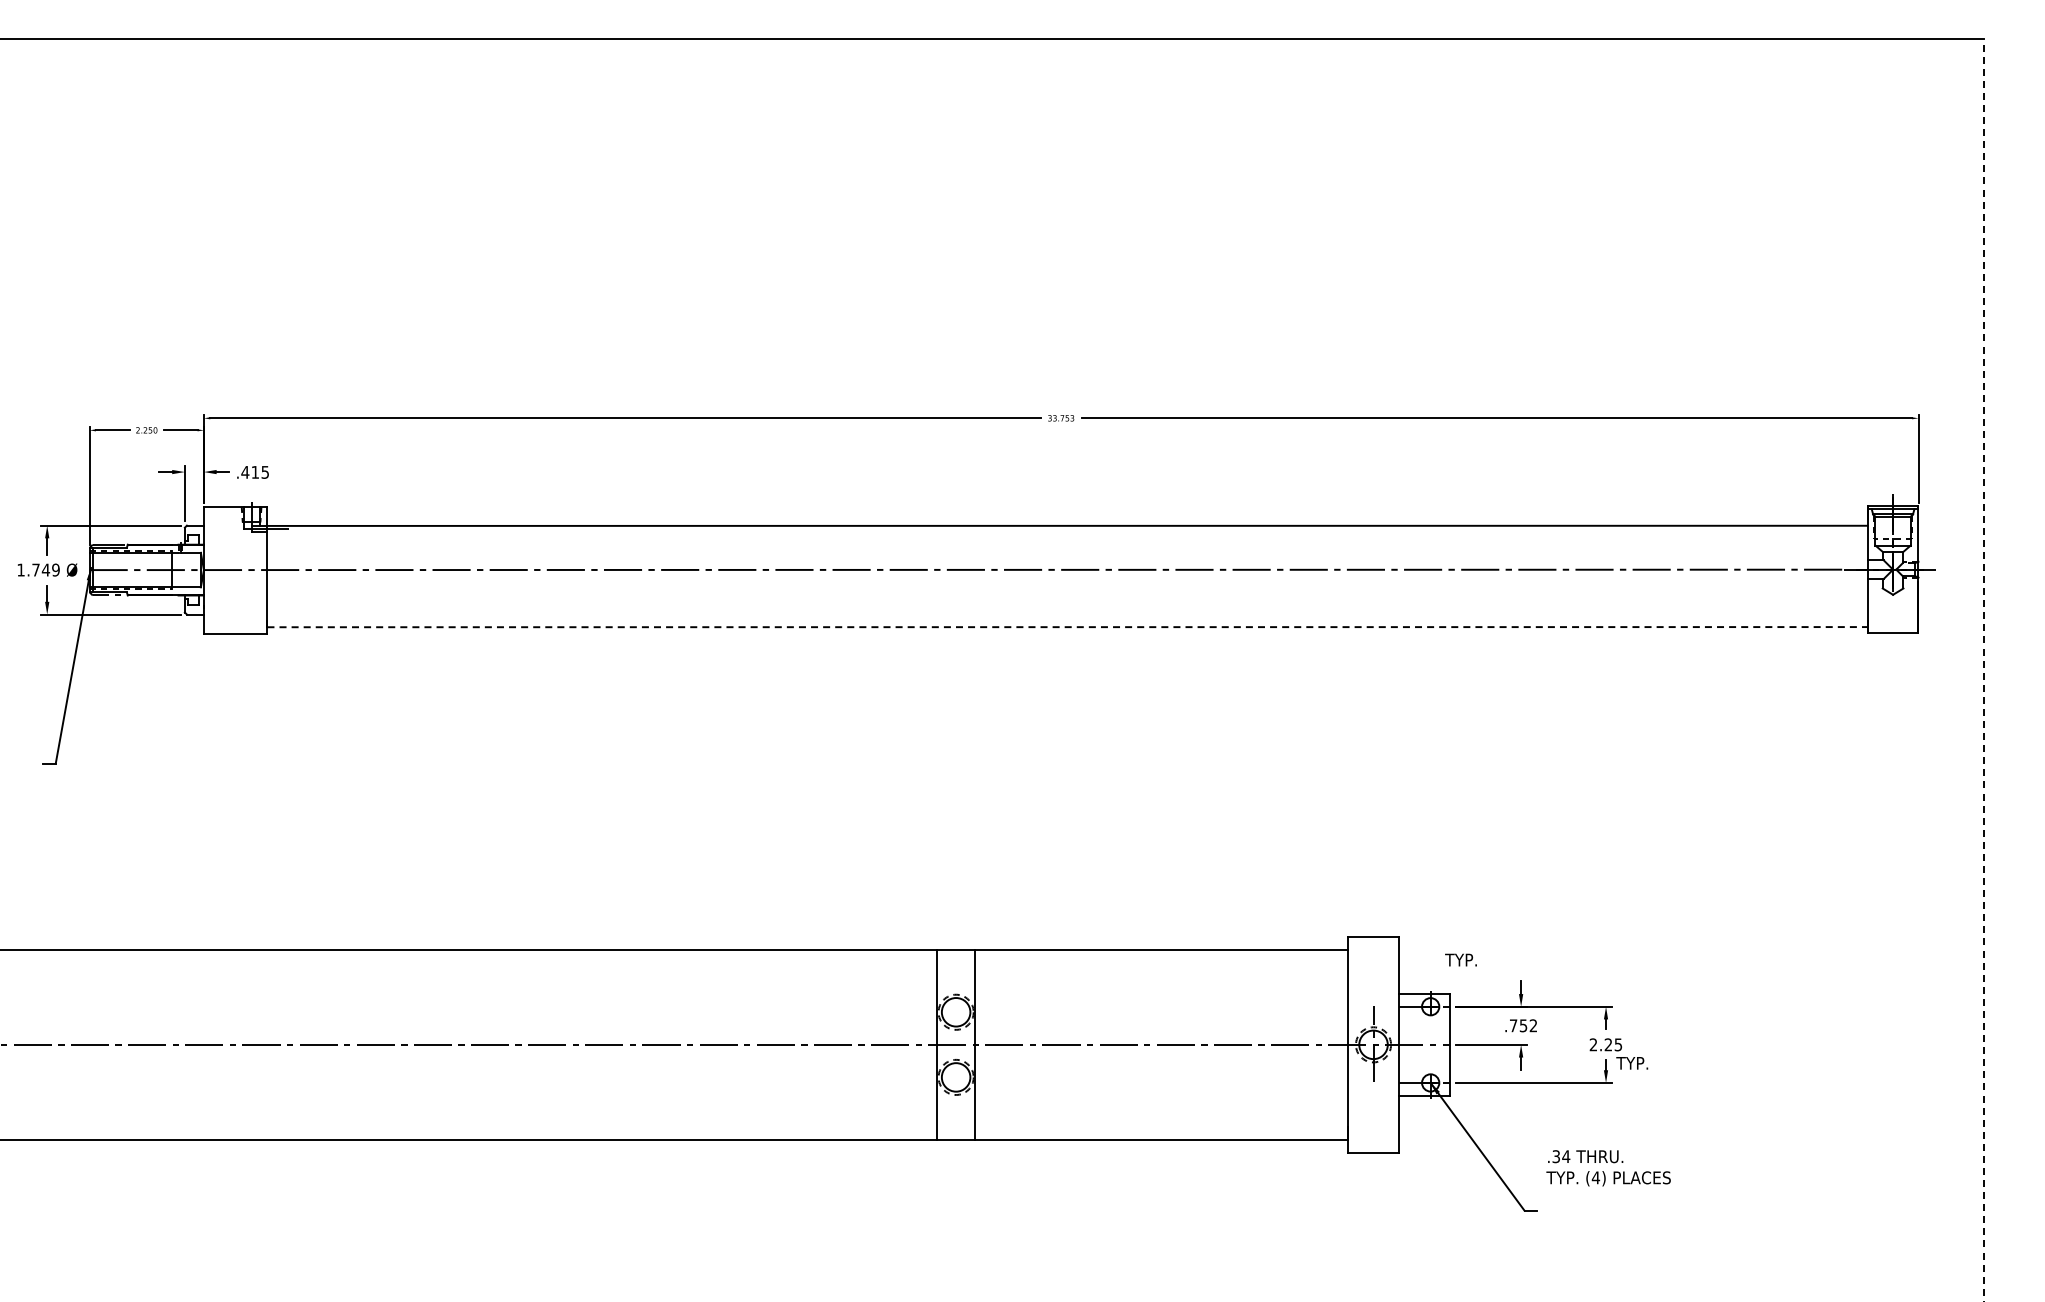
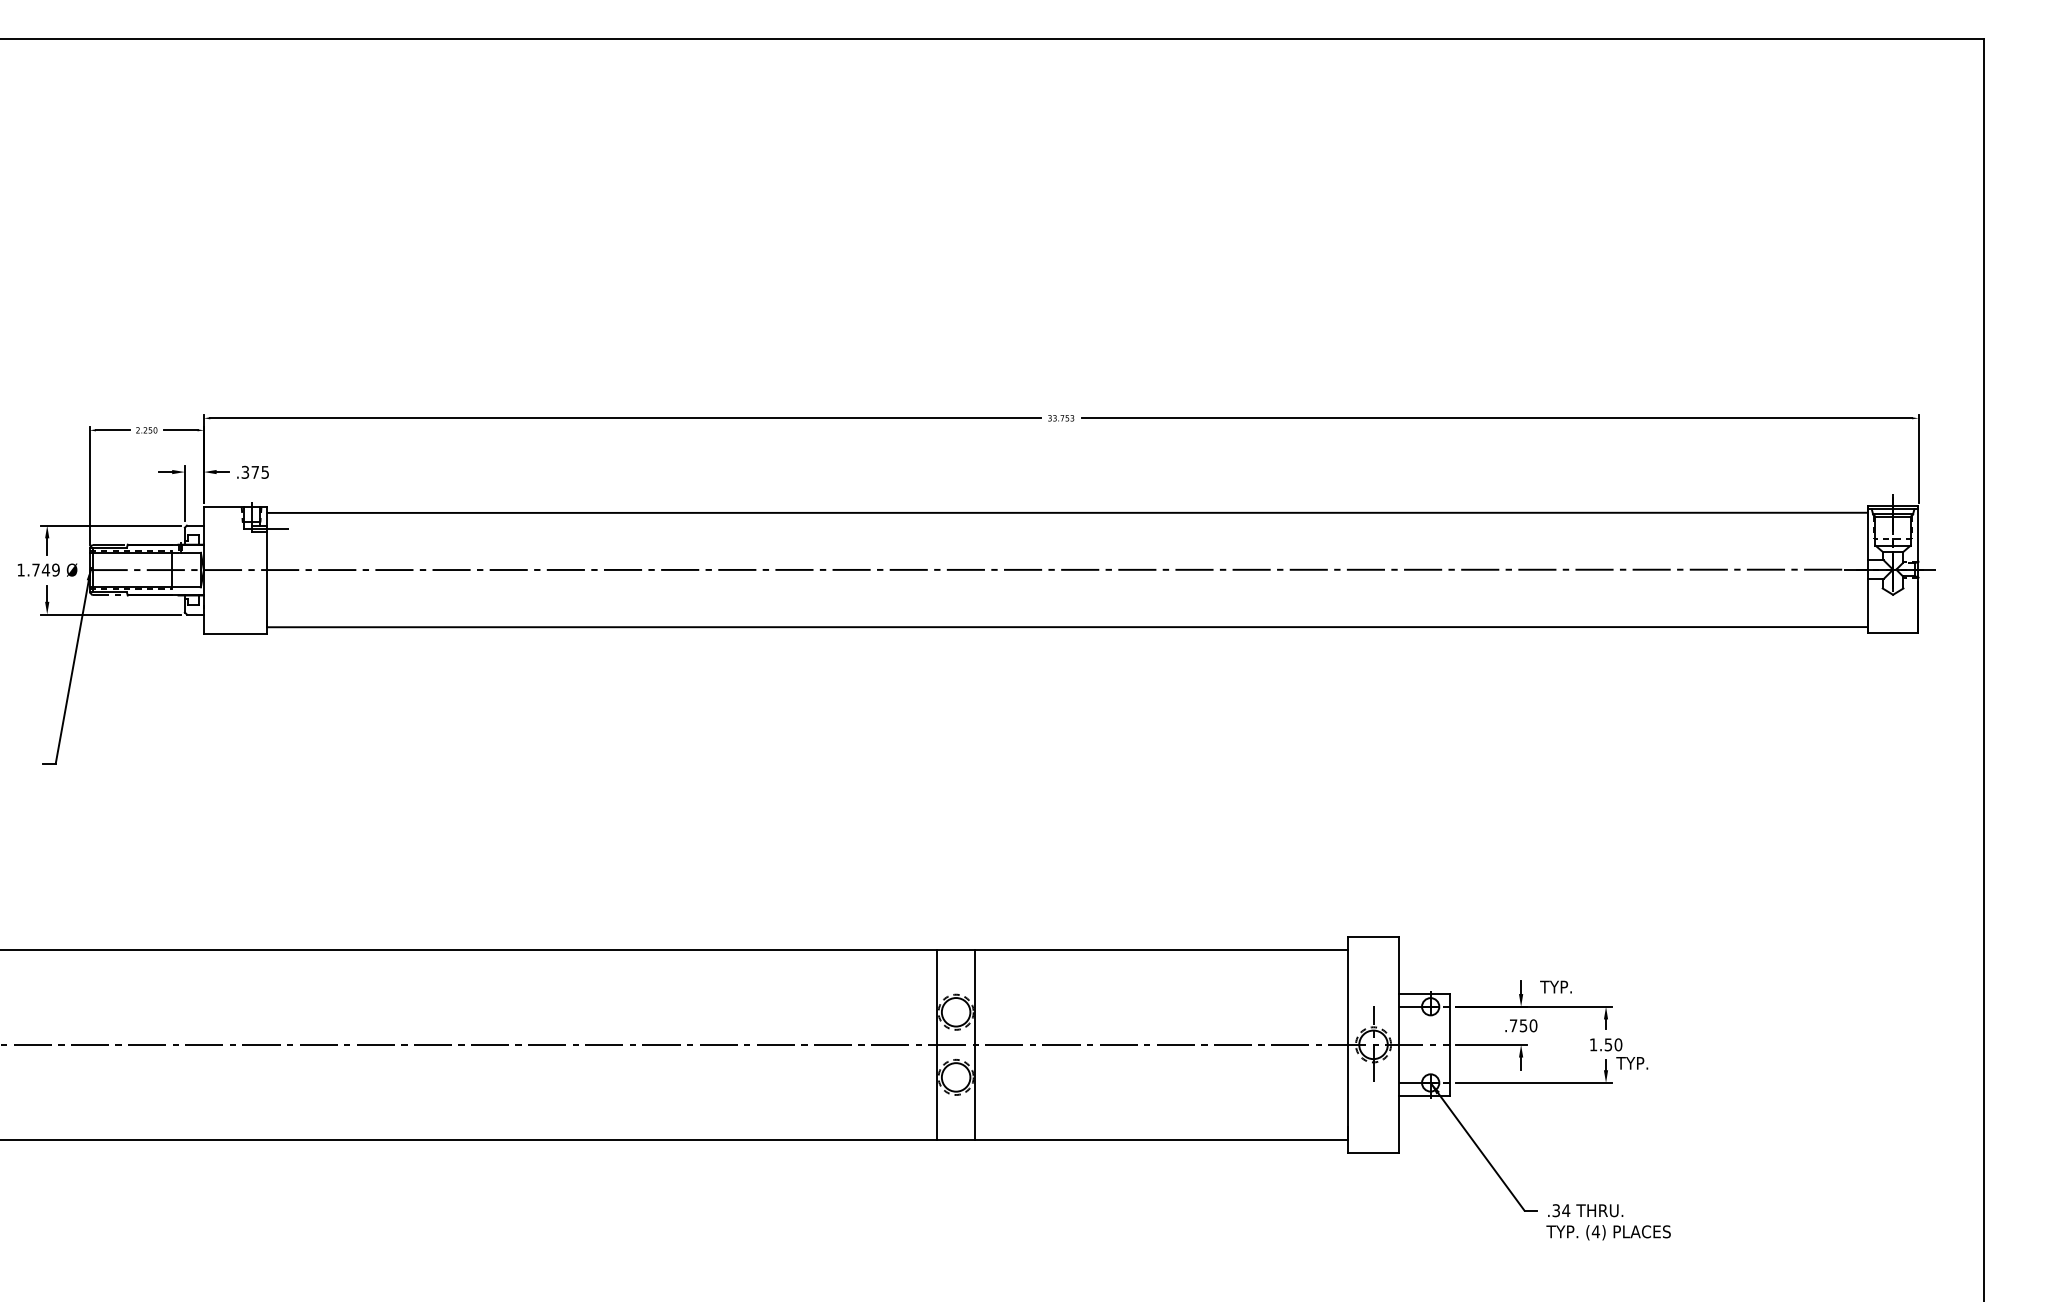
text: .415 -> .375 (249, 471)
line position: (1067, 525) -> (1067, 512) (1067, 512)
line: dashed -> solid (1068, 627)
line: dashed -> solid (1983, 669)
text position: (1460, 959) -> (1555, 986) (1555, 986)
text: .752 -> .750 (1533, 1025)
text: 2.25 -> 1.50 (1605, 1044)
text position: (1608, 1168) -> (1608, 1222) (1608, 1222)
